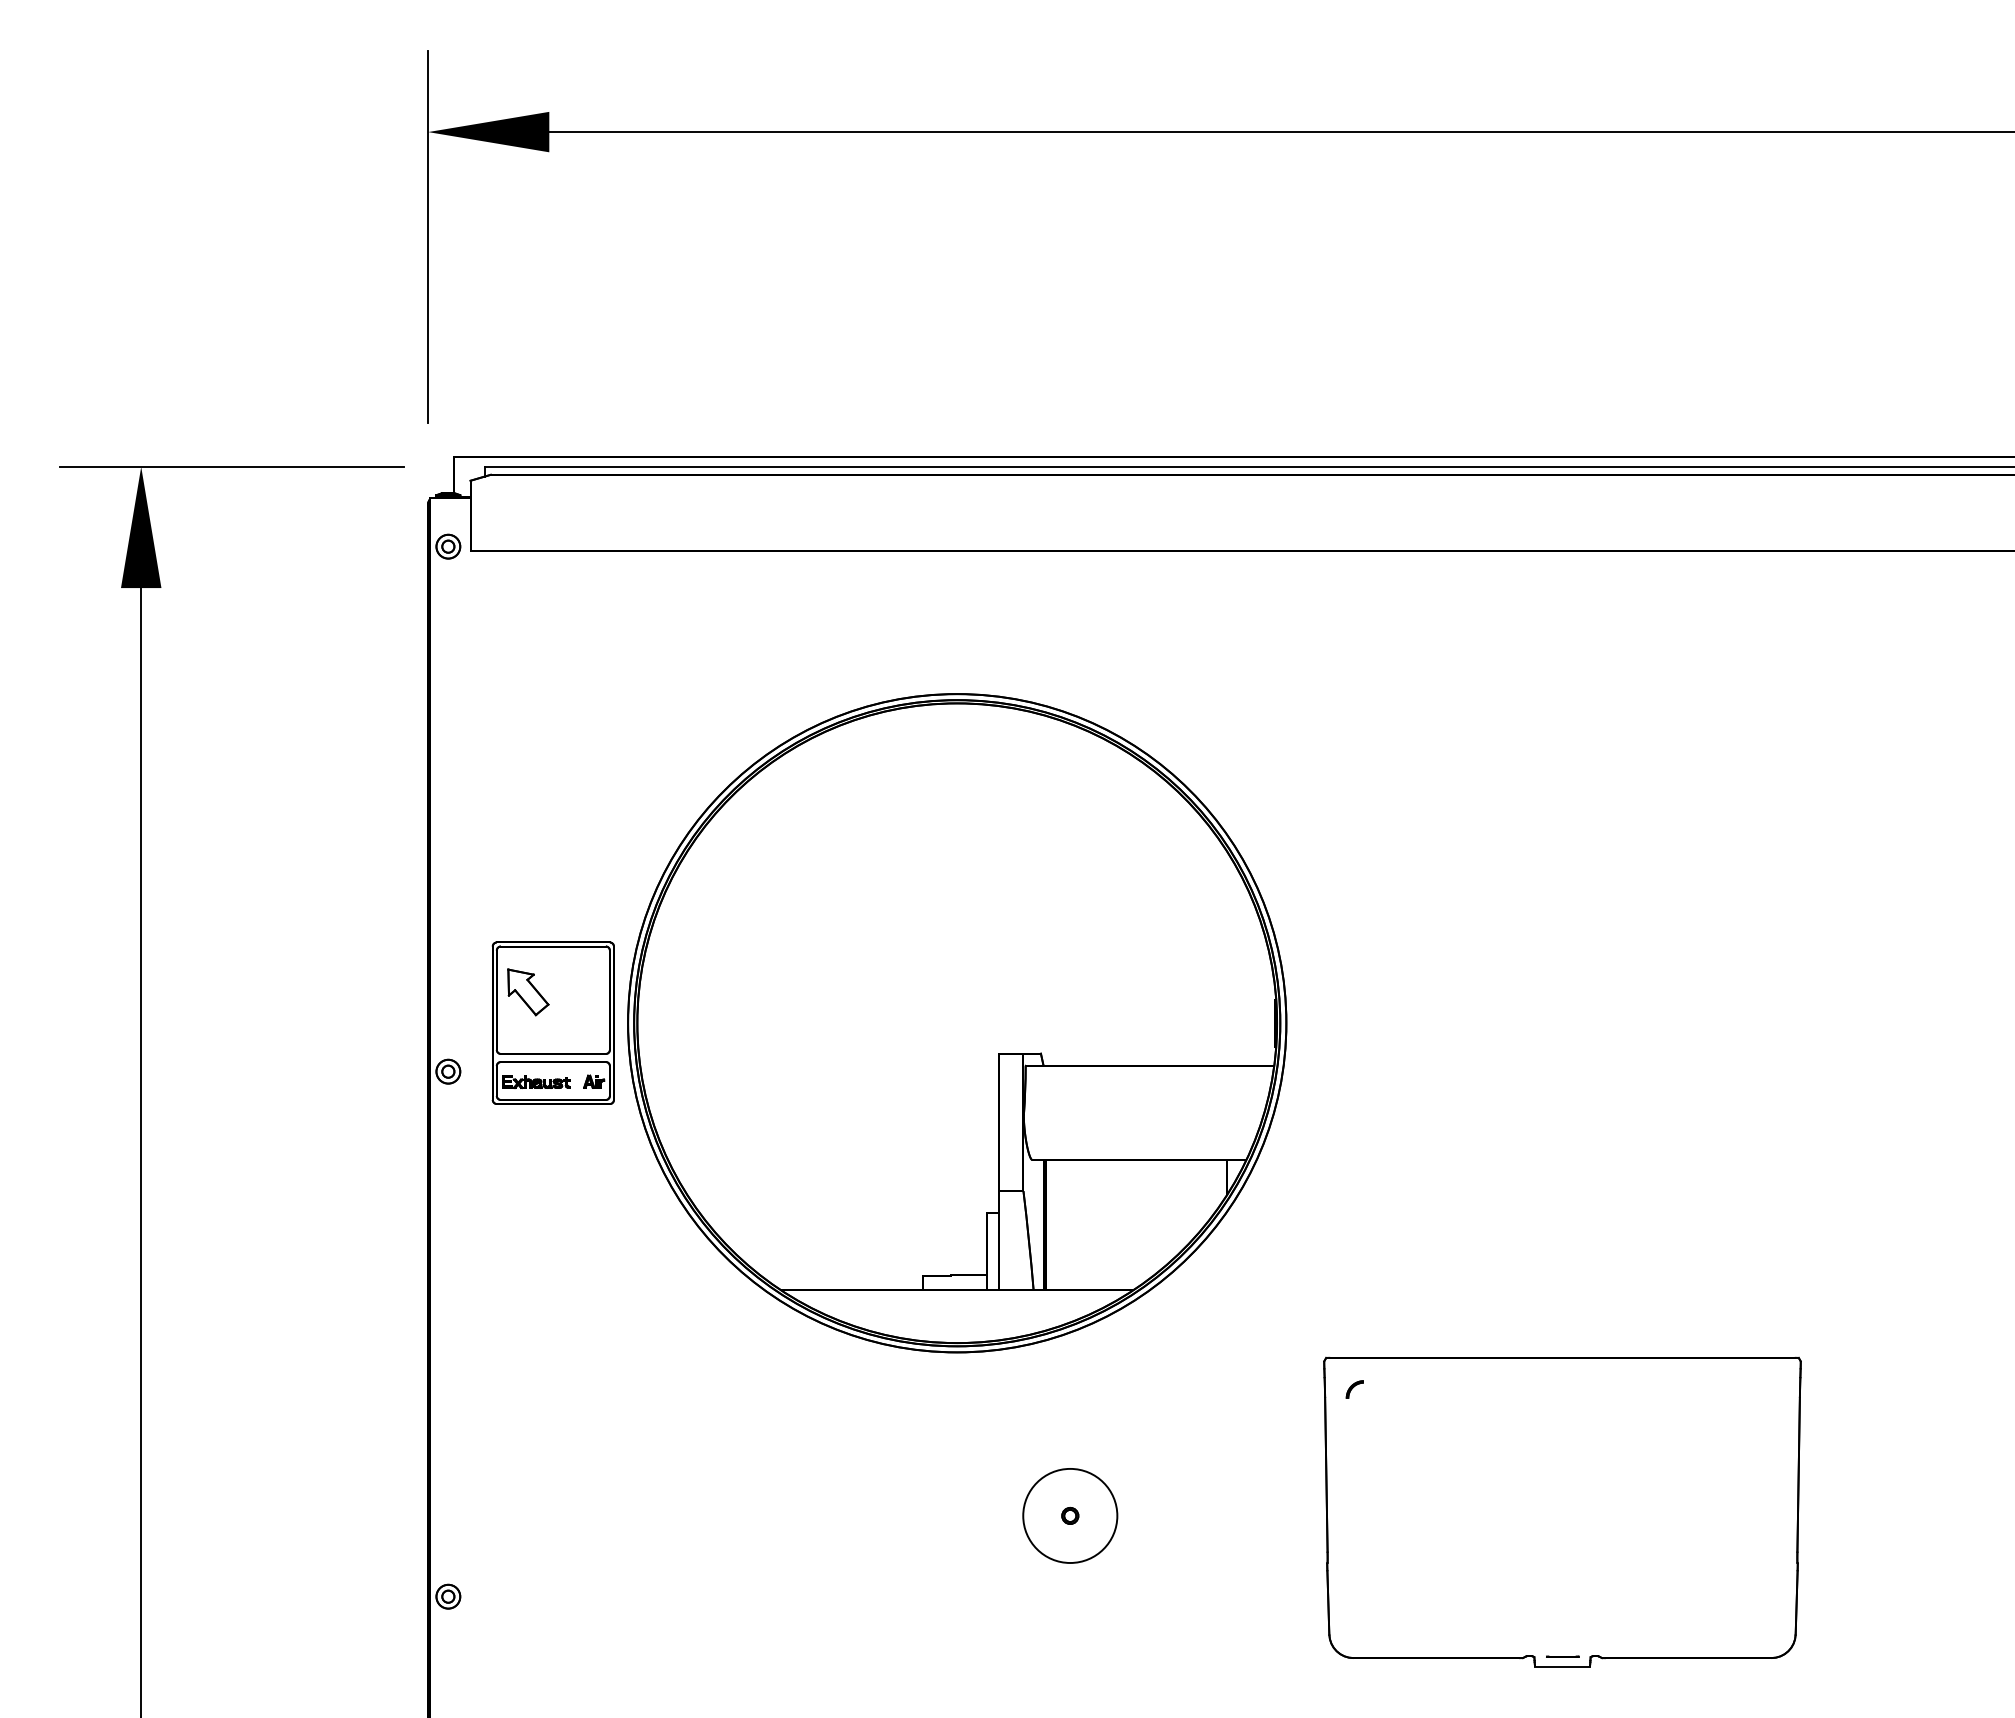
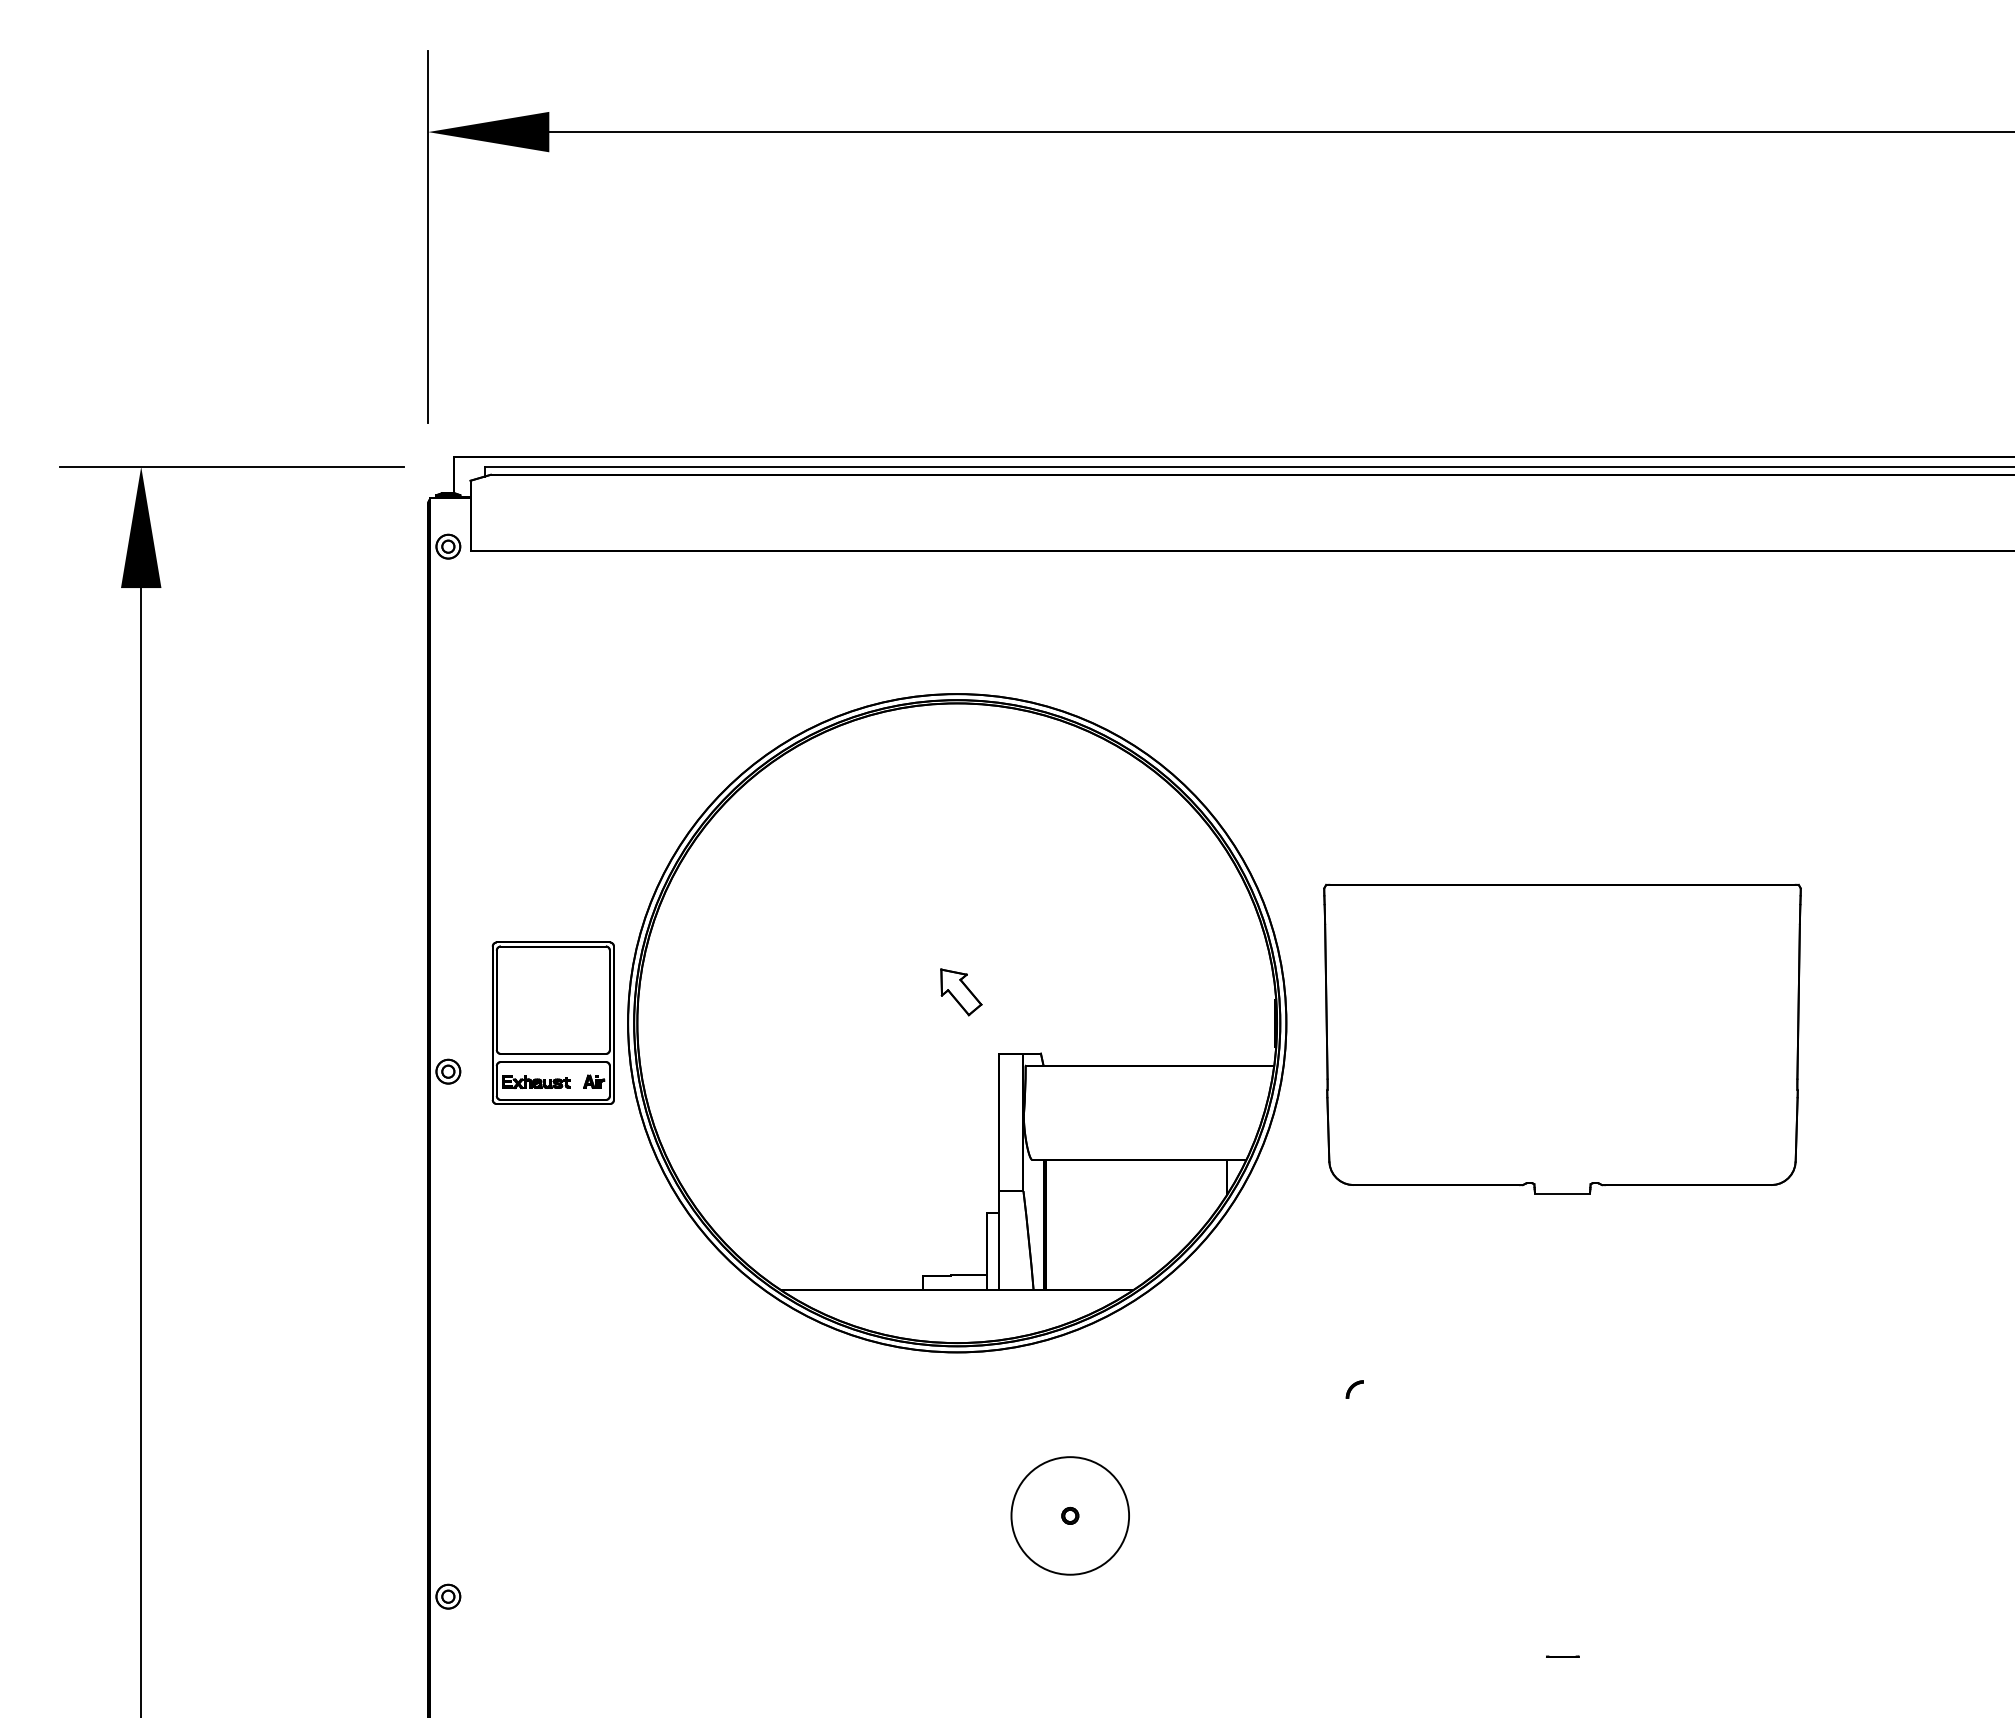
part position: (528, 992) -> (961, 992) (961, 992)
part position: (1562, 1511) -> (1562, 1038) (1562, 1038)
circle diameter: 94 px -> 118 px (1070, 1515)
